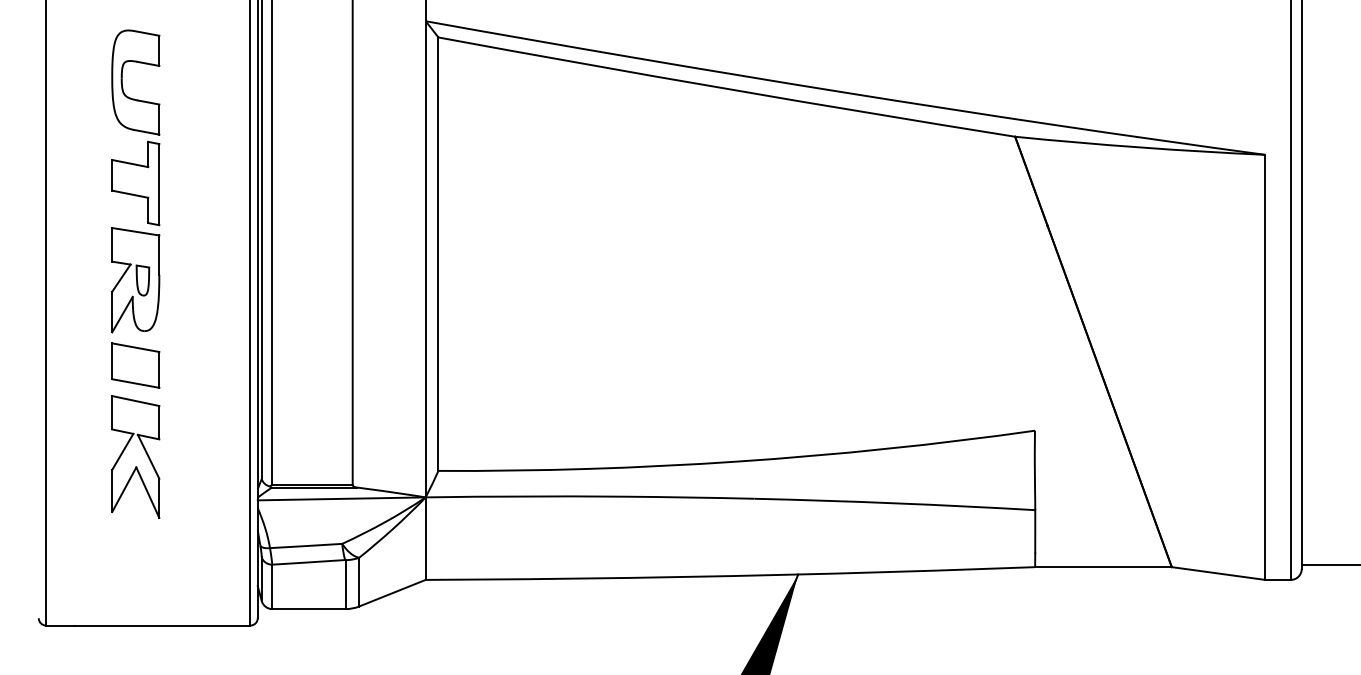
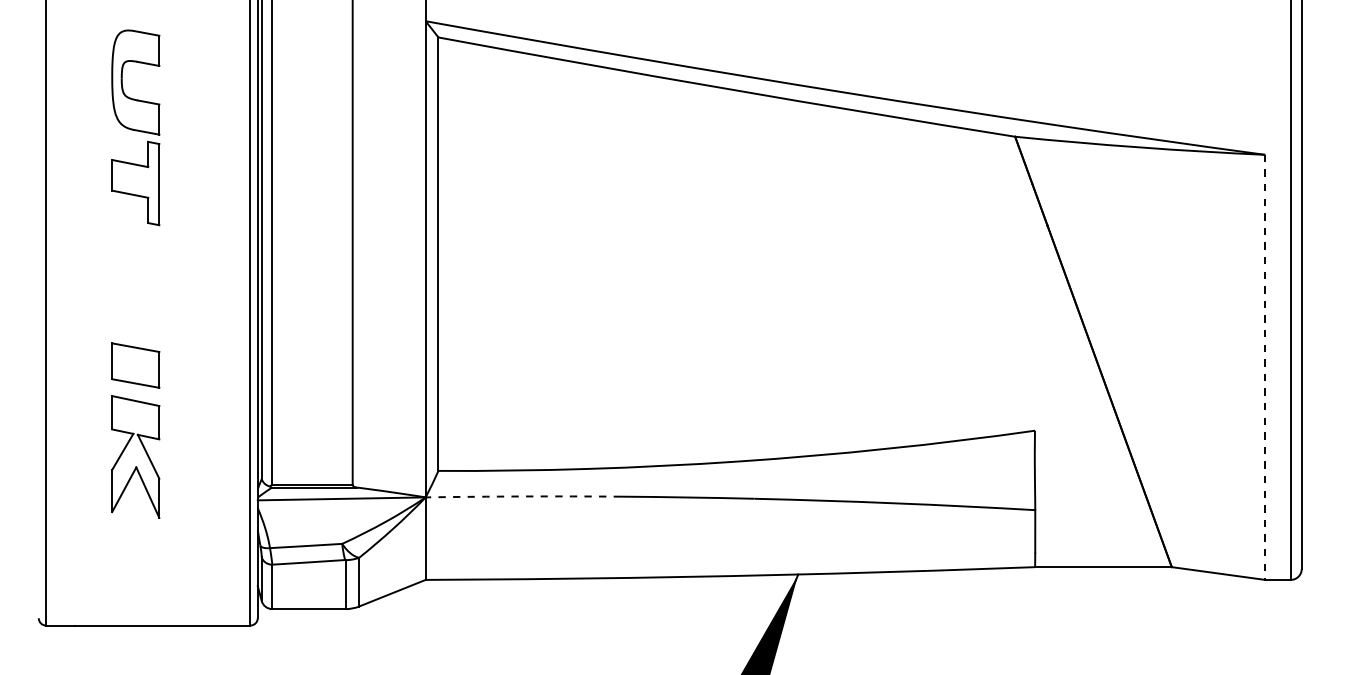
part: present -> none (135, 280)
line: solid -> dashed (1265, 367)
arc: solid -> dashed (523, 496)
line: present -> none (1329, 565)
